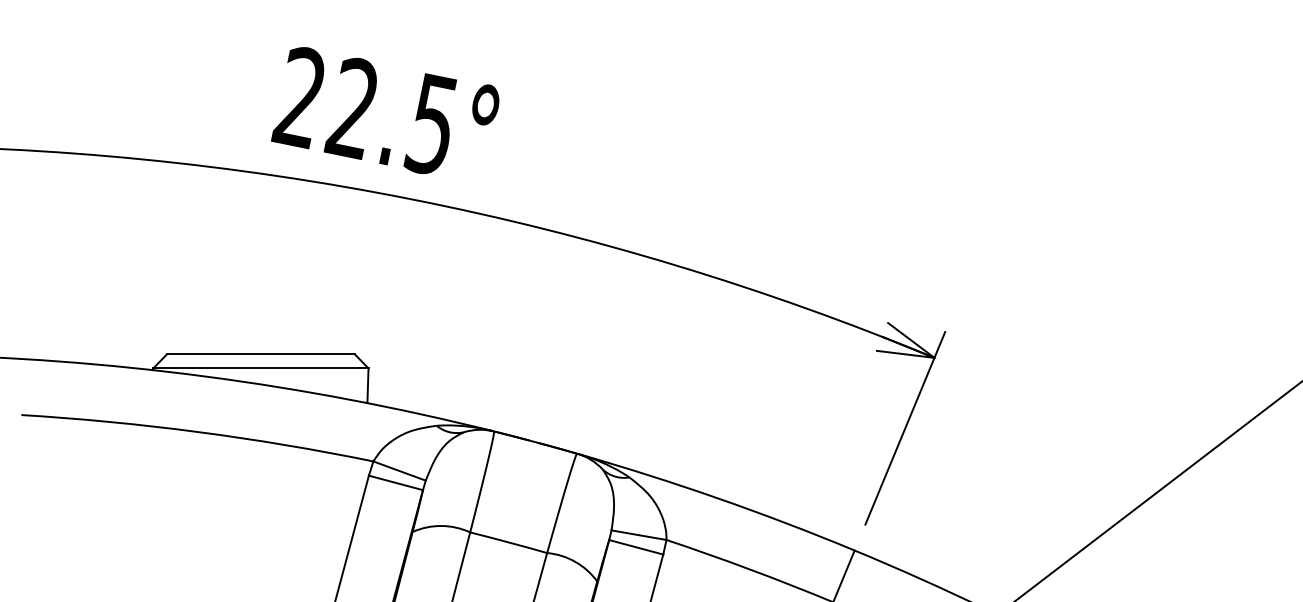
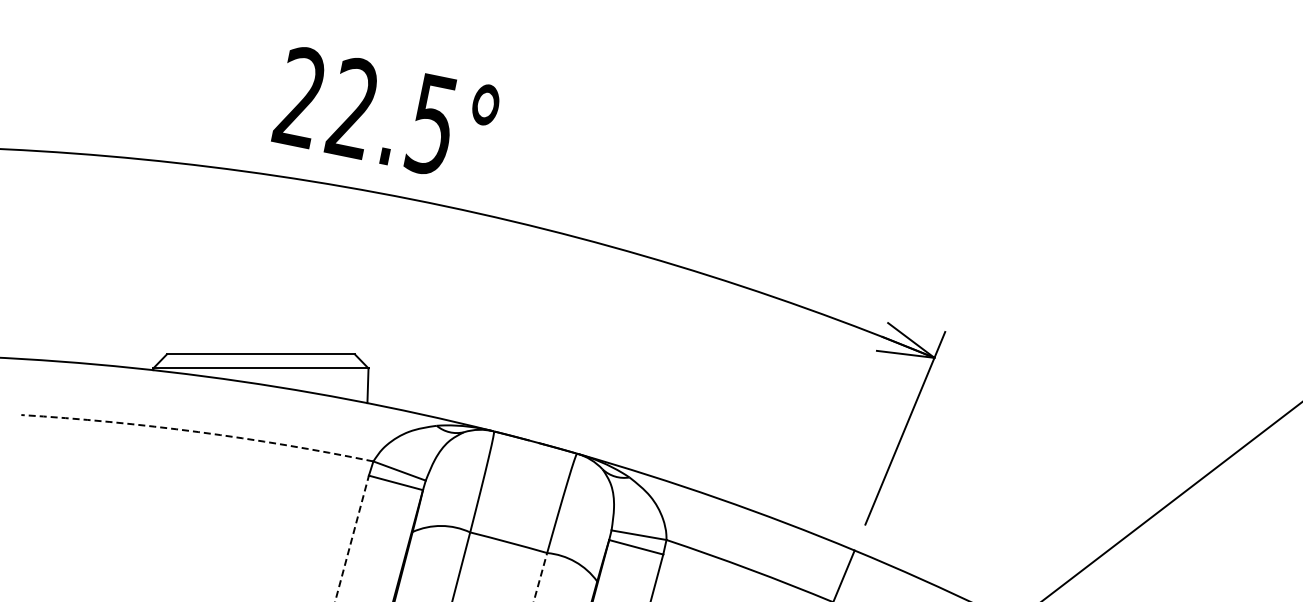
arc: solid -> dashed (198, 432)
line position: (1158, 490) -> (1172, 501) (1172, 501)
line: solid -> dashed (352, 538)
line: solid -> dashed (540, 577)
